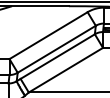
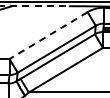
line: solid -> dashed (34, 6)
line: solid -> dashed (48, 35)
